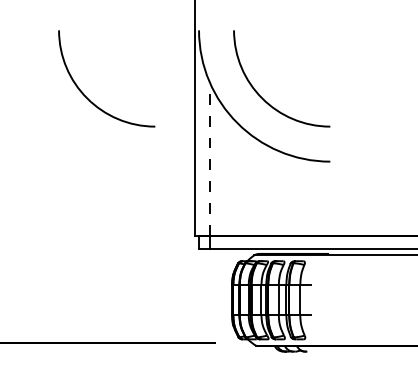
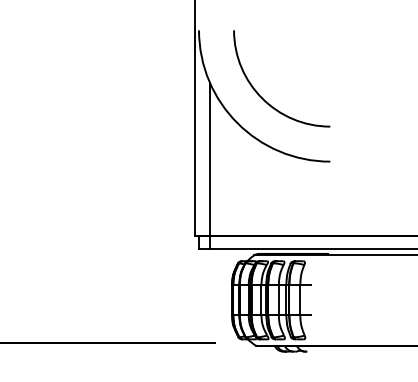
arc: present -> none (87, 97)
line: dashed -> solid (209, 159)
